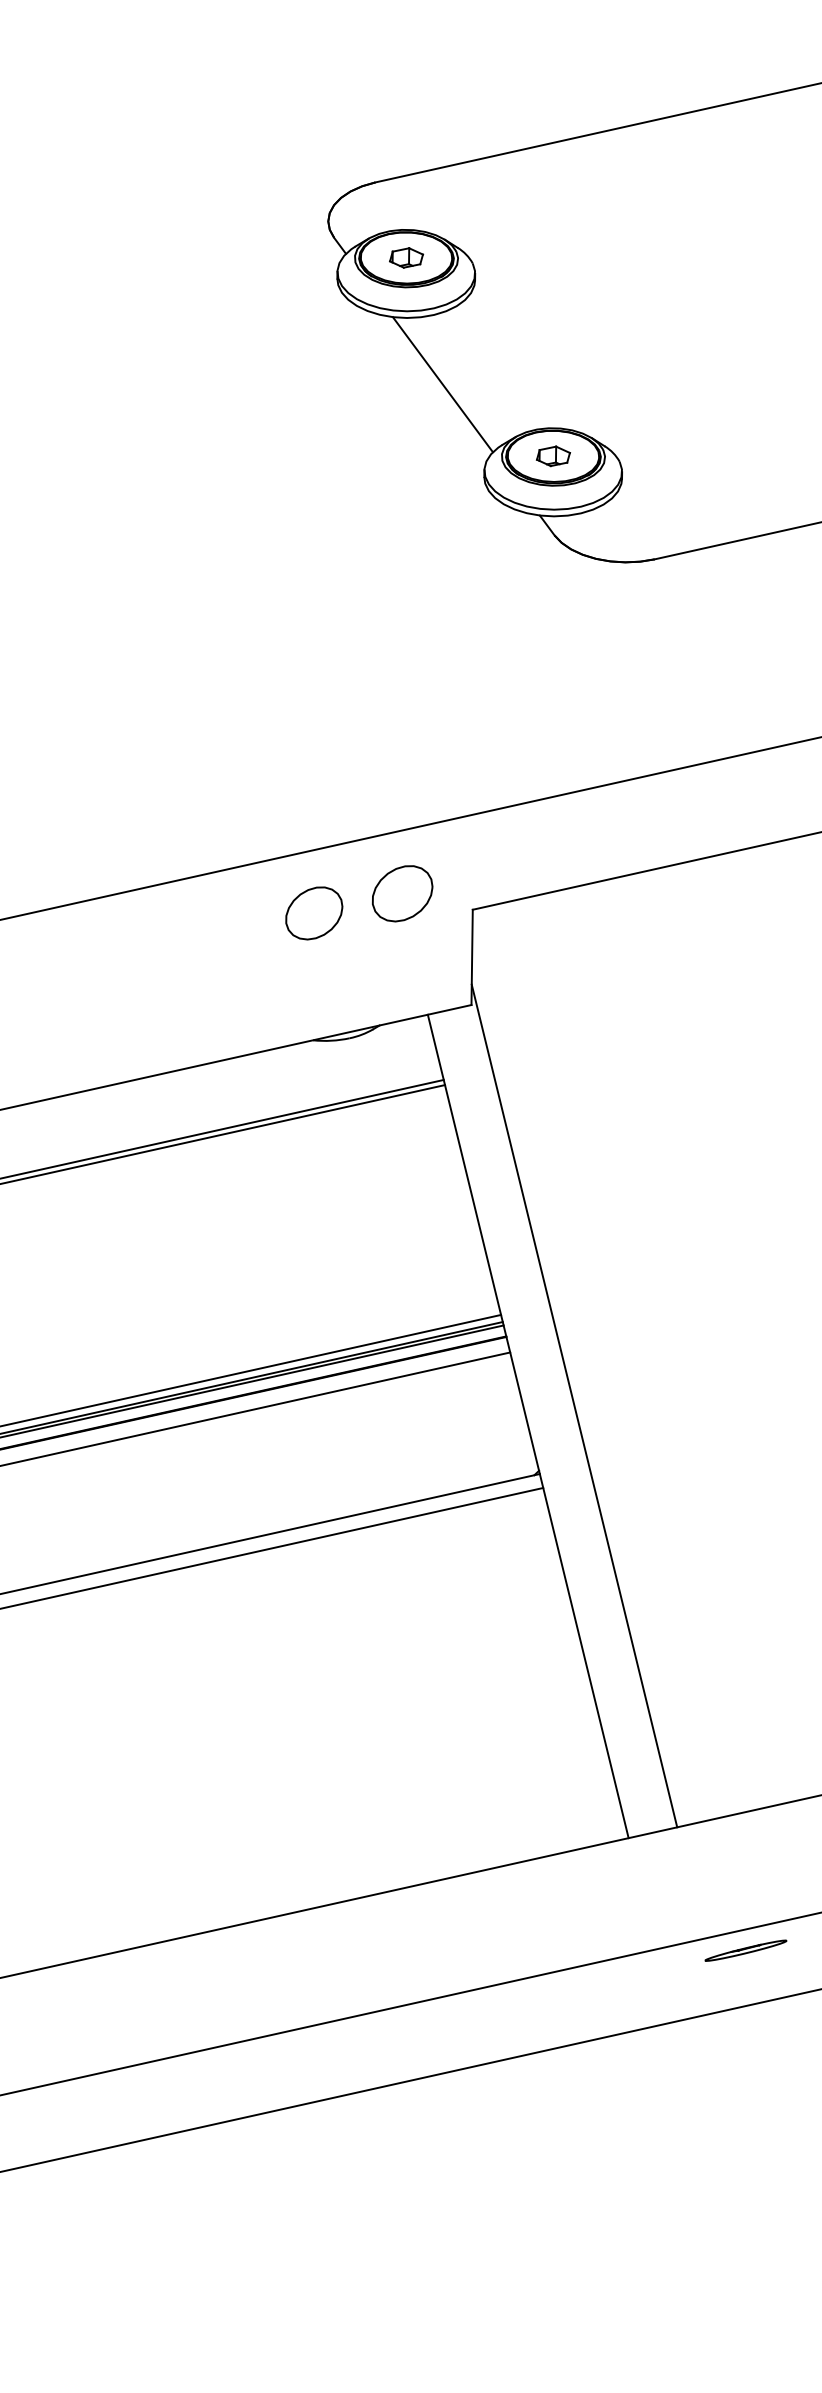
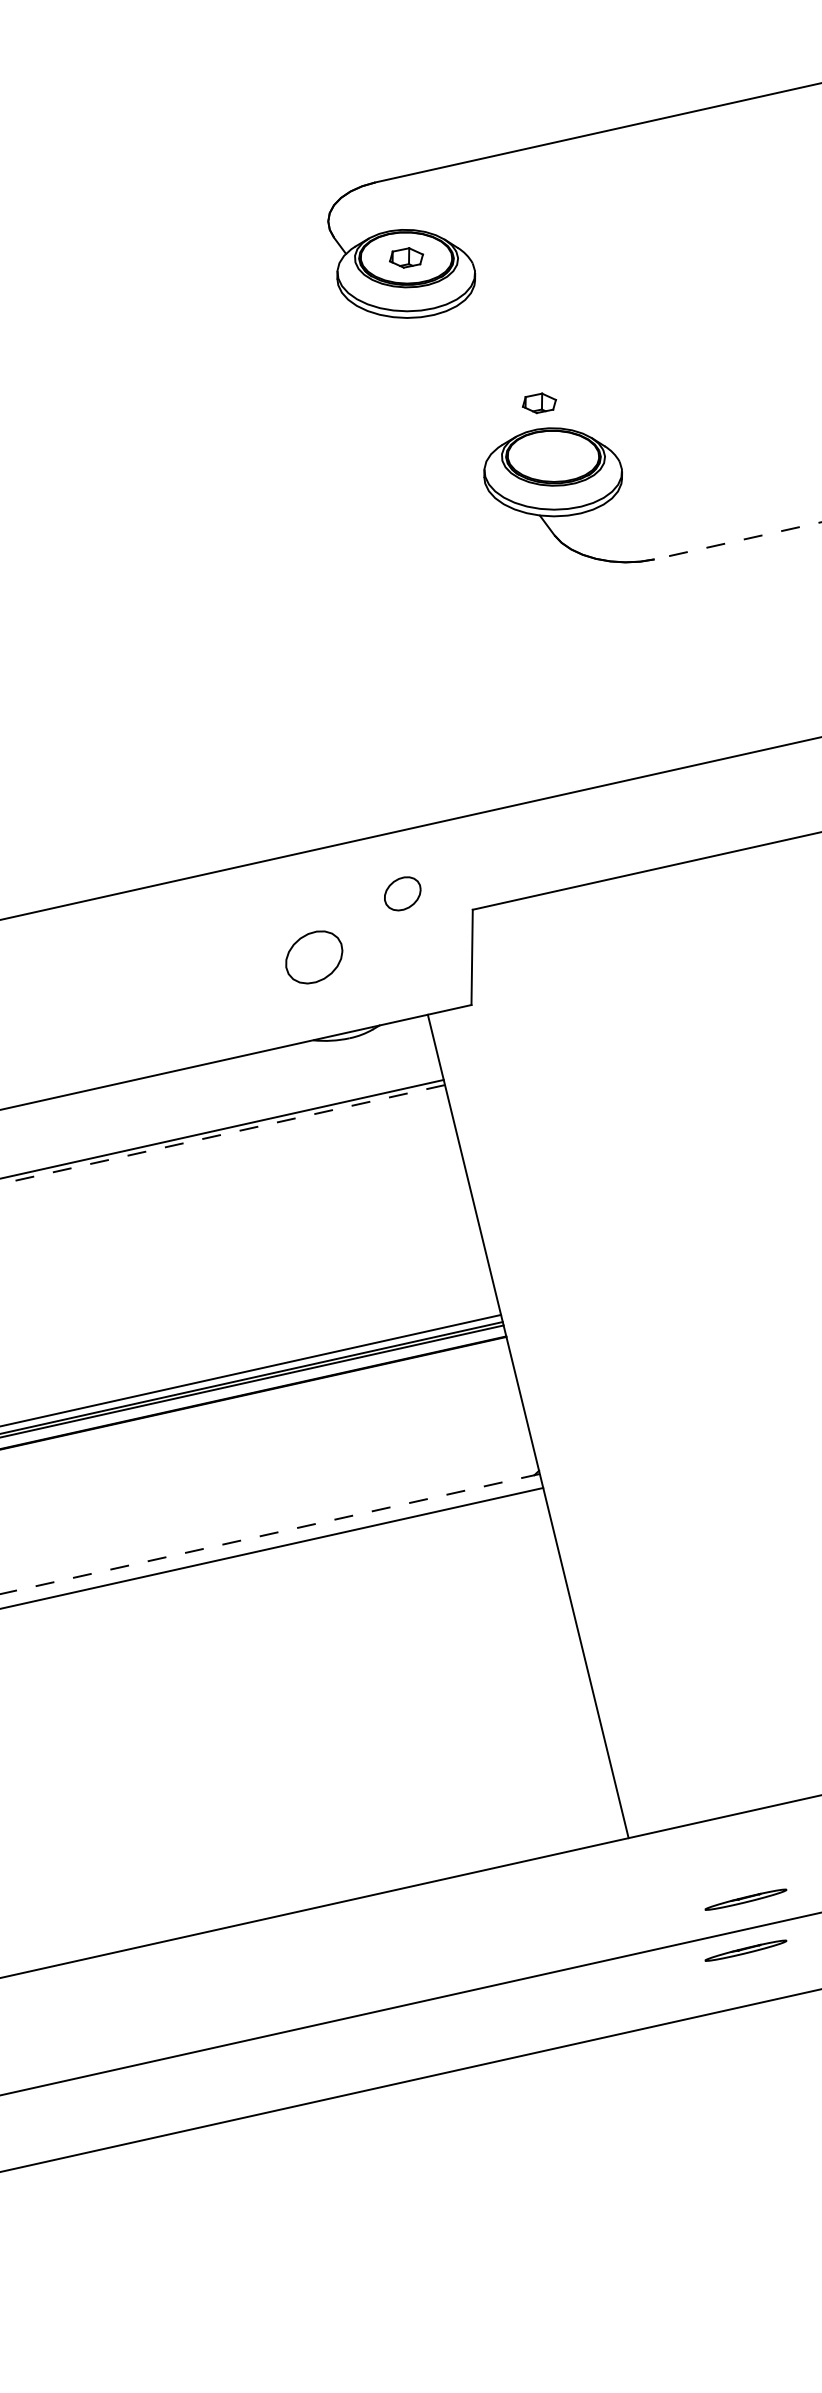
line: present -> none (442, 384)
part position: (552, 456) -> (538, 403) (538, 403)
line: solid -> dashed (737, 540)
part size: 62x58 px -> 38x36 px (402, 893)
part position: (314, 913) -> (314, 957) (314, 957)
line: solid -> dashed (222, 1134)
line: present -> none (574, 1405)
line: present -> none (256, 1408)
line: solid -> dashed (269, 1534)
part: none -> present (745, 1899)
